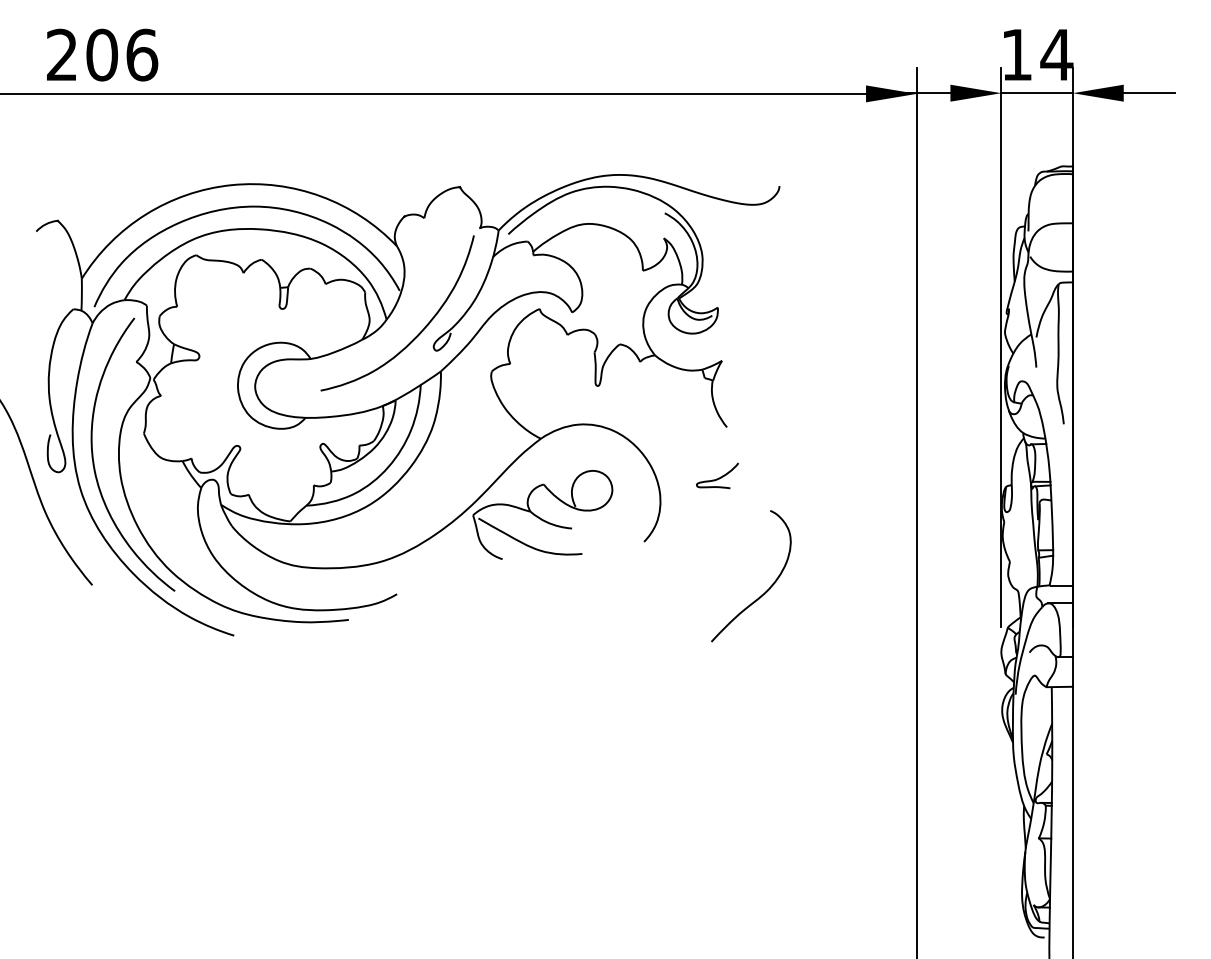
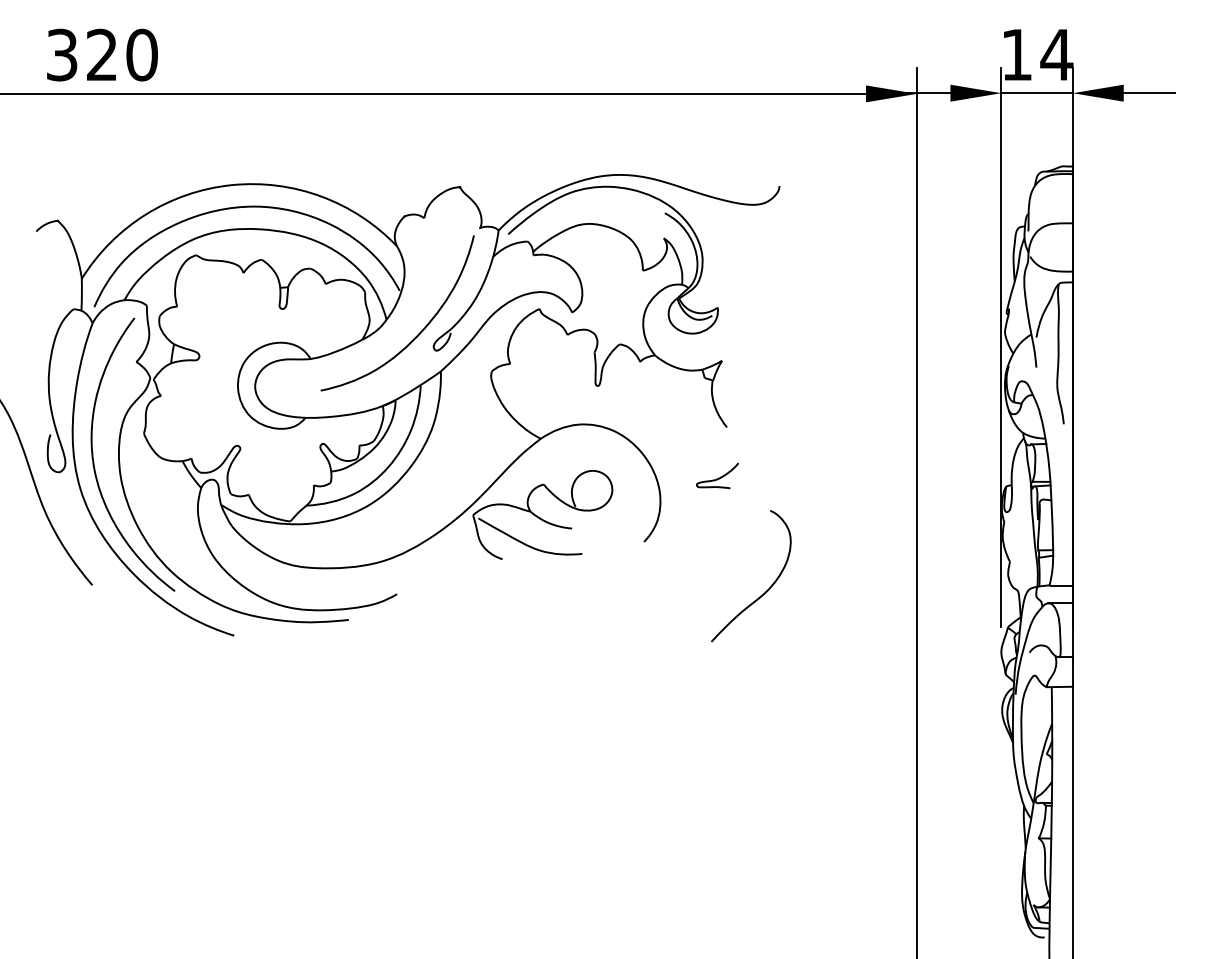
text: 206 -> 320 (102, 54)
